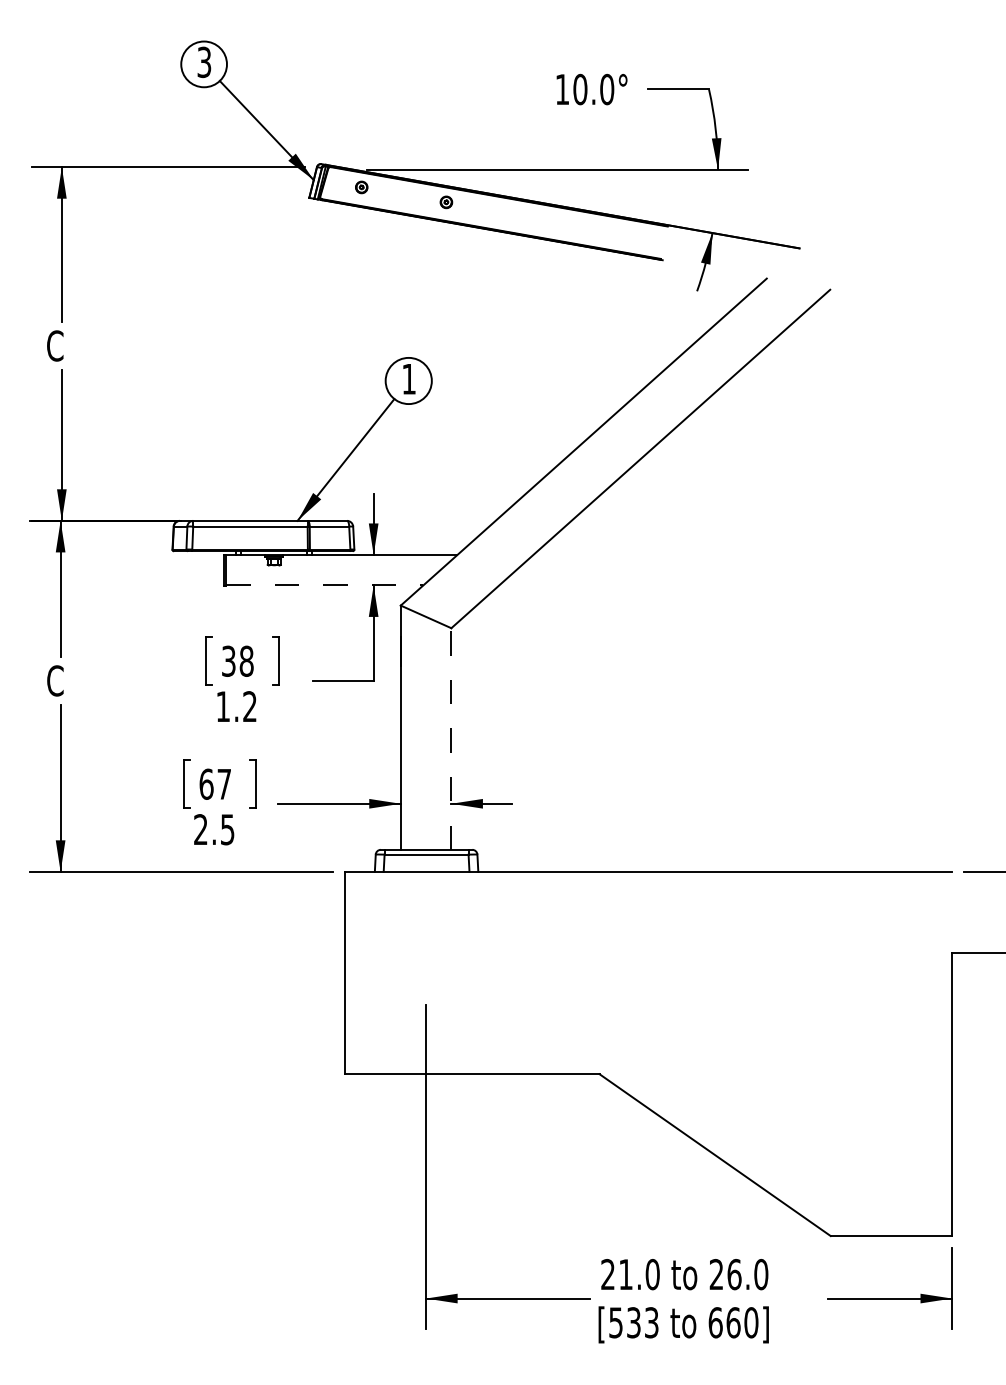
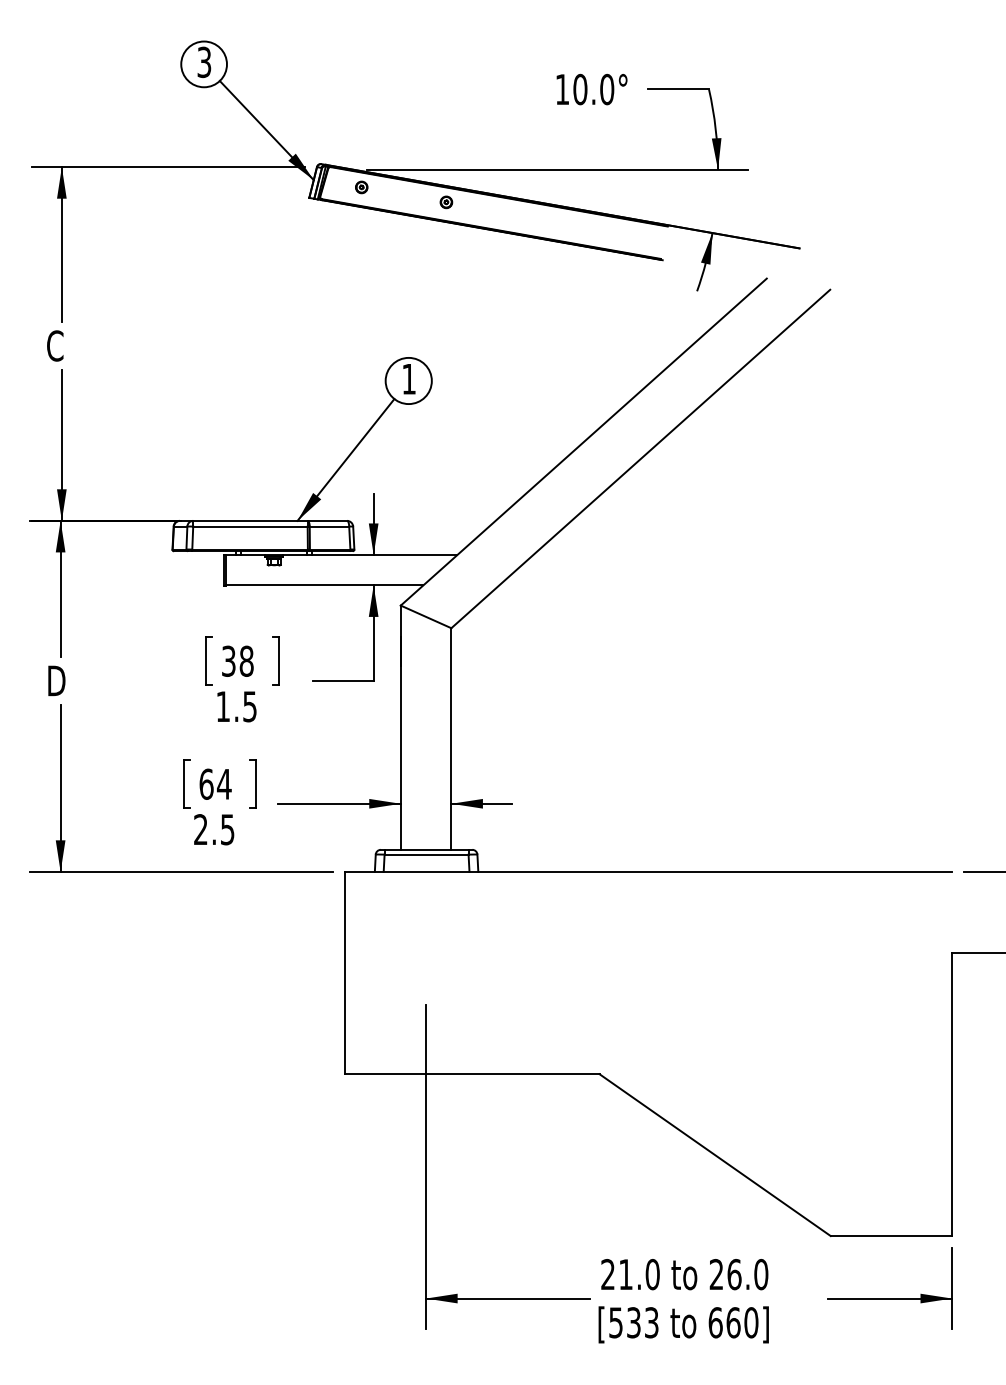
line: dashed -> solid (324, 585)
text: C -> D (56, 680)
text: 1.2 -> 1.5 (249, 706)
line: dashed -> solid (451, 739)
text: 67 -> 64 (224, 784)
